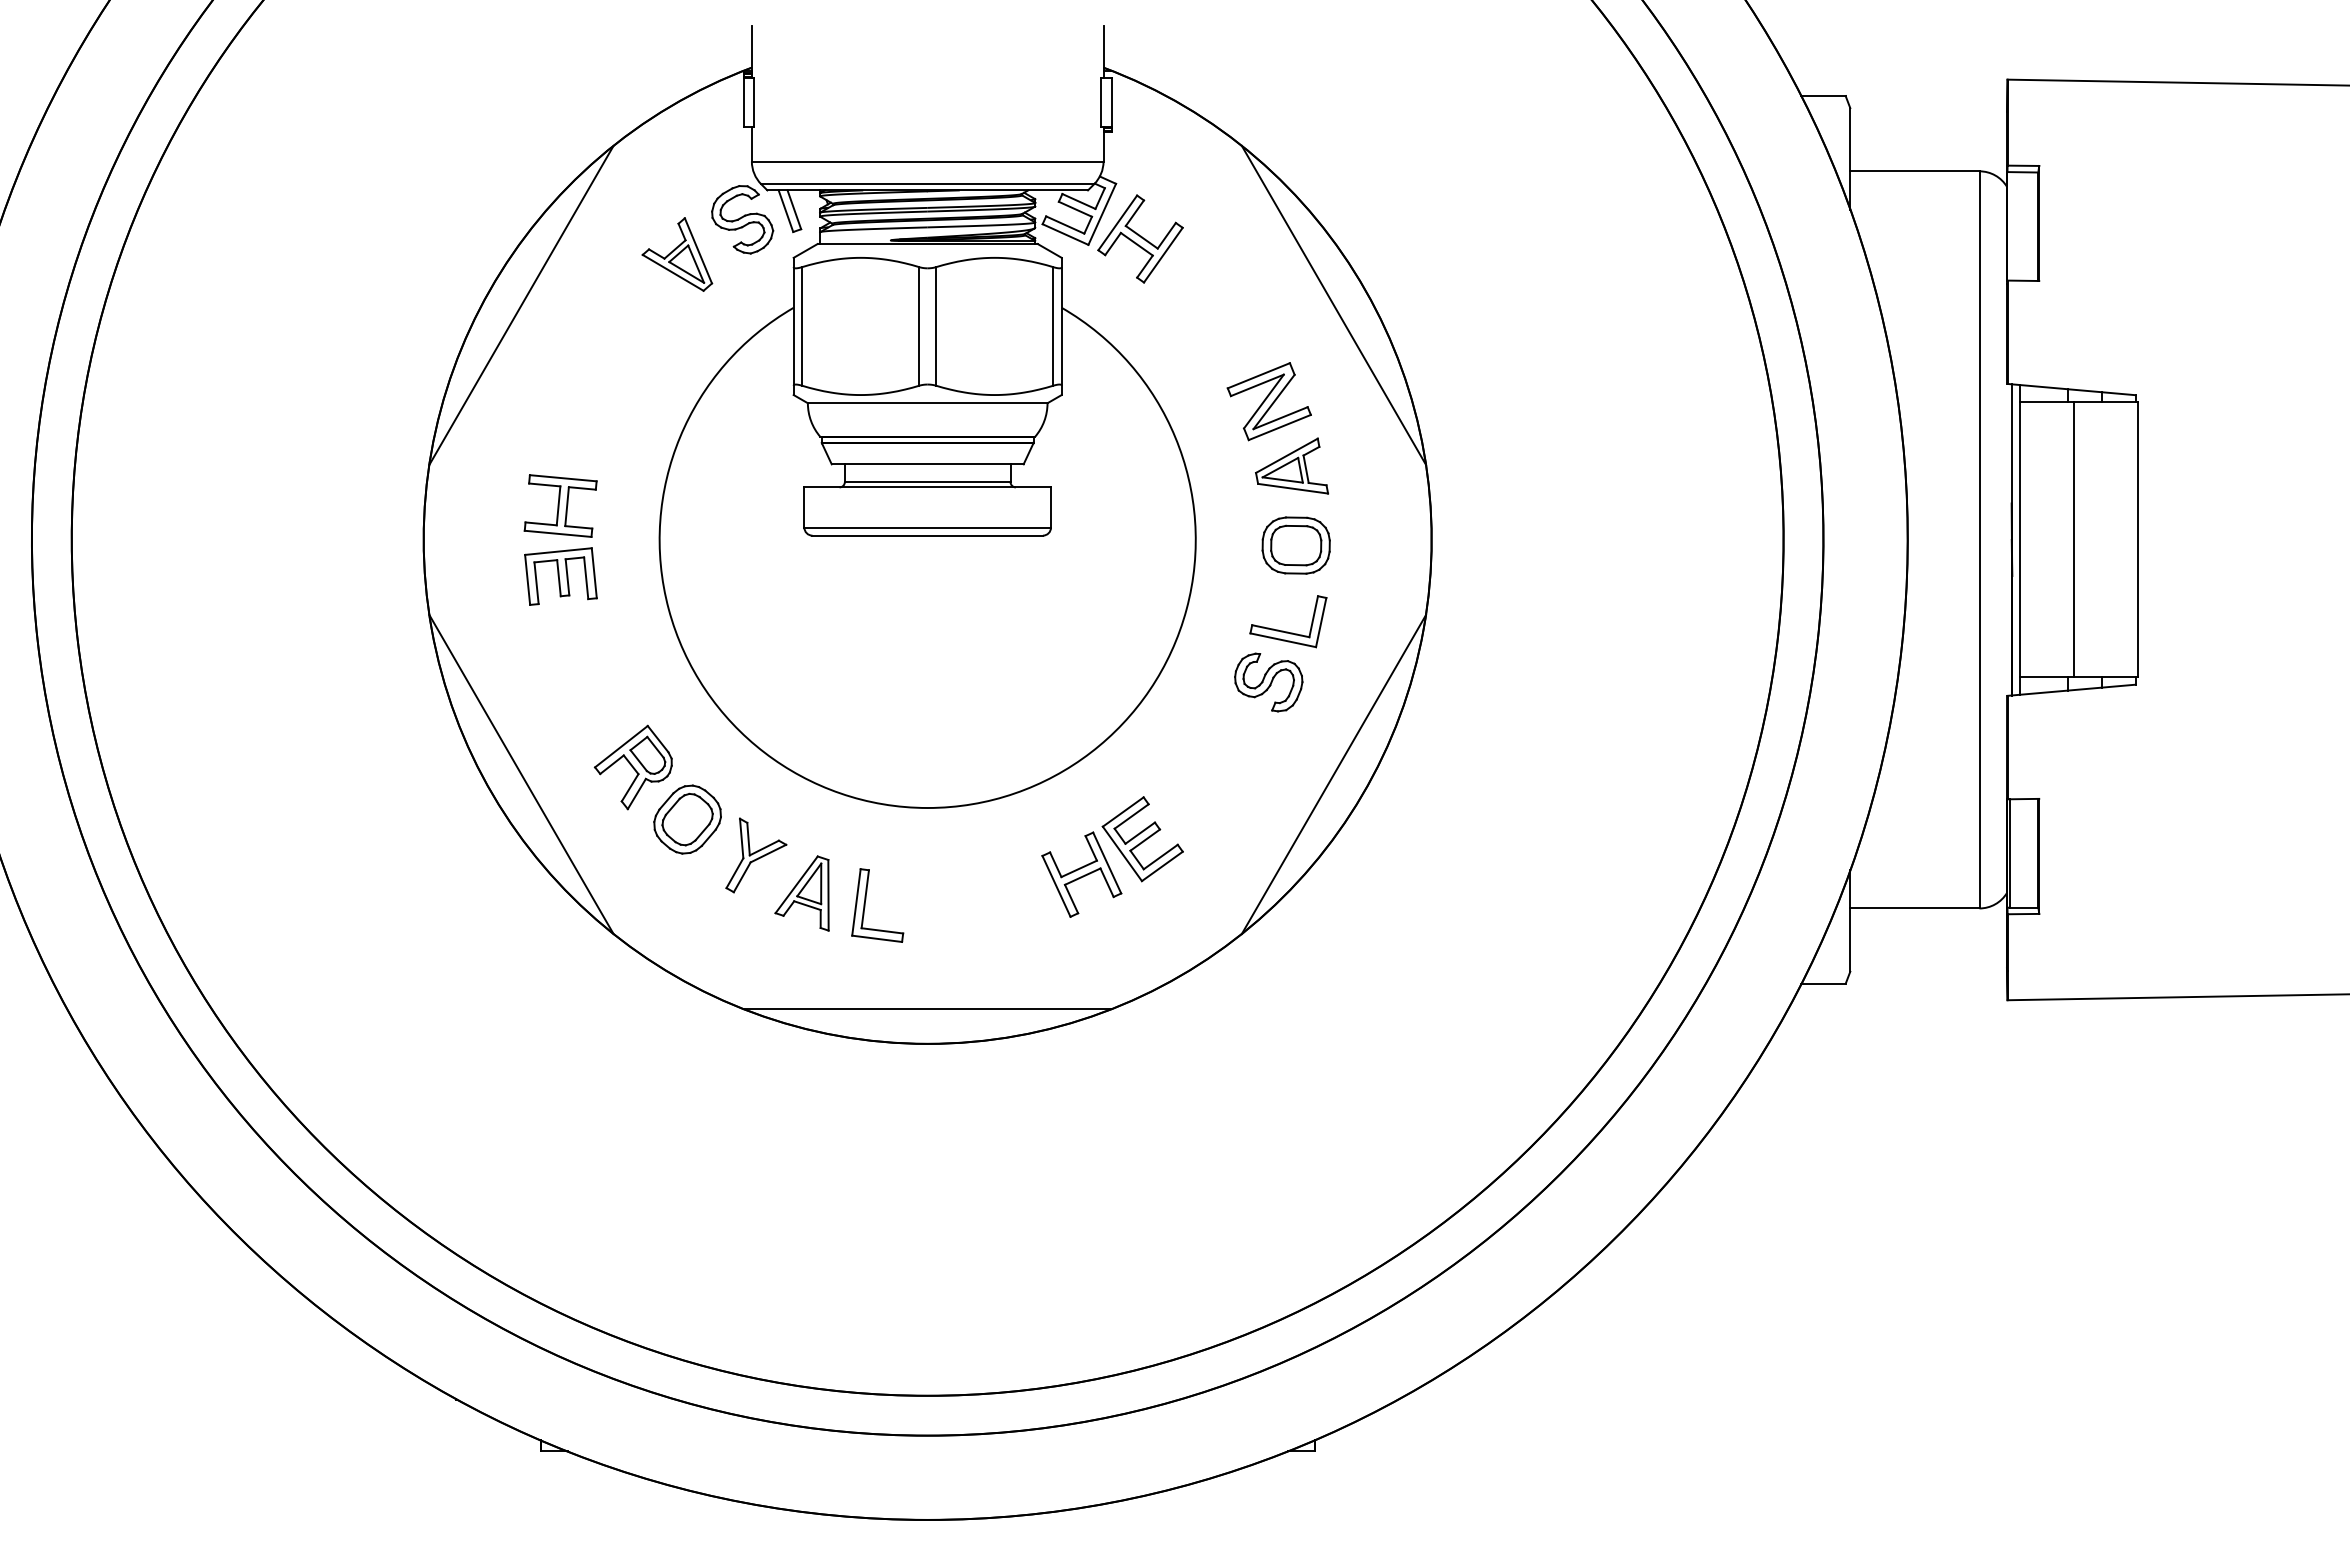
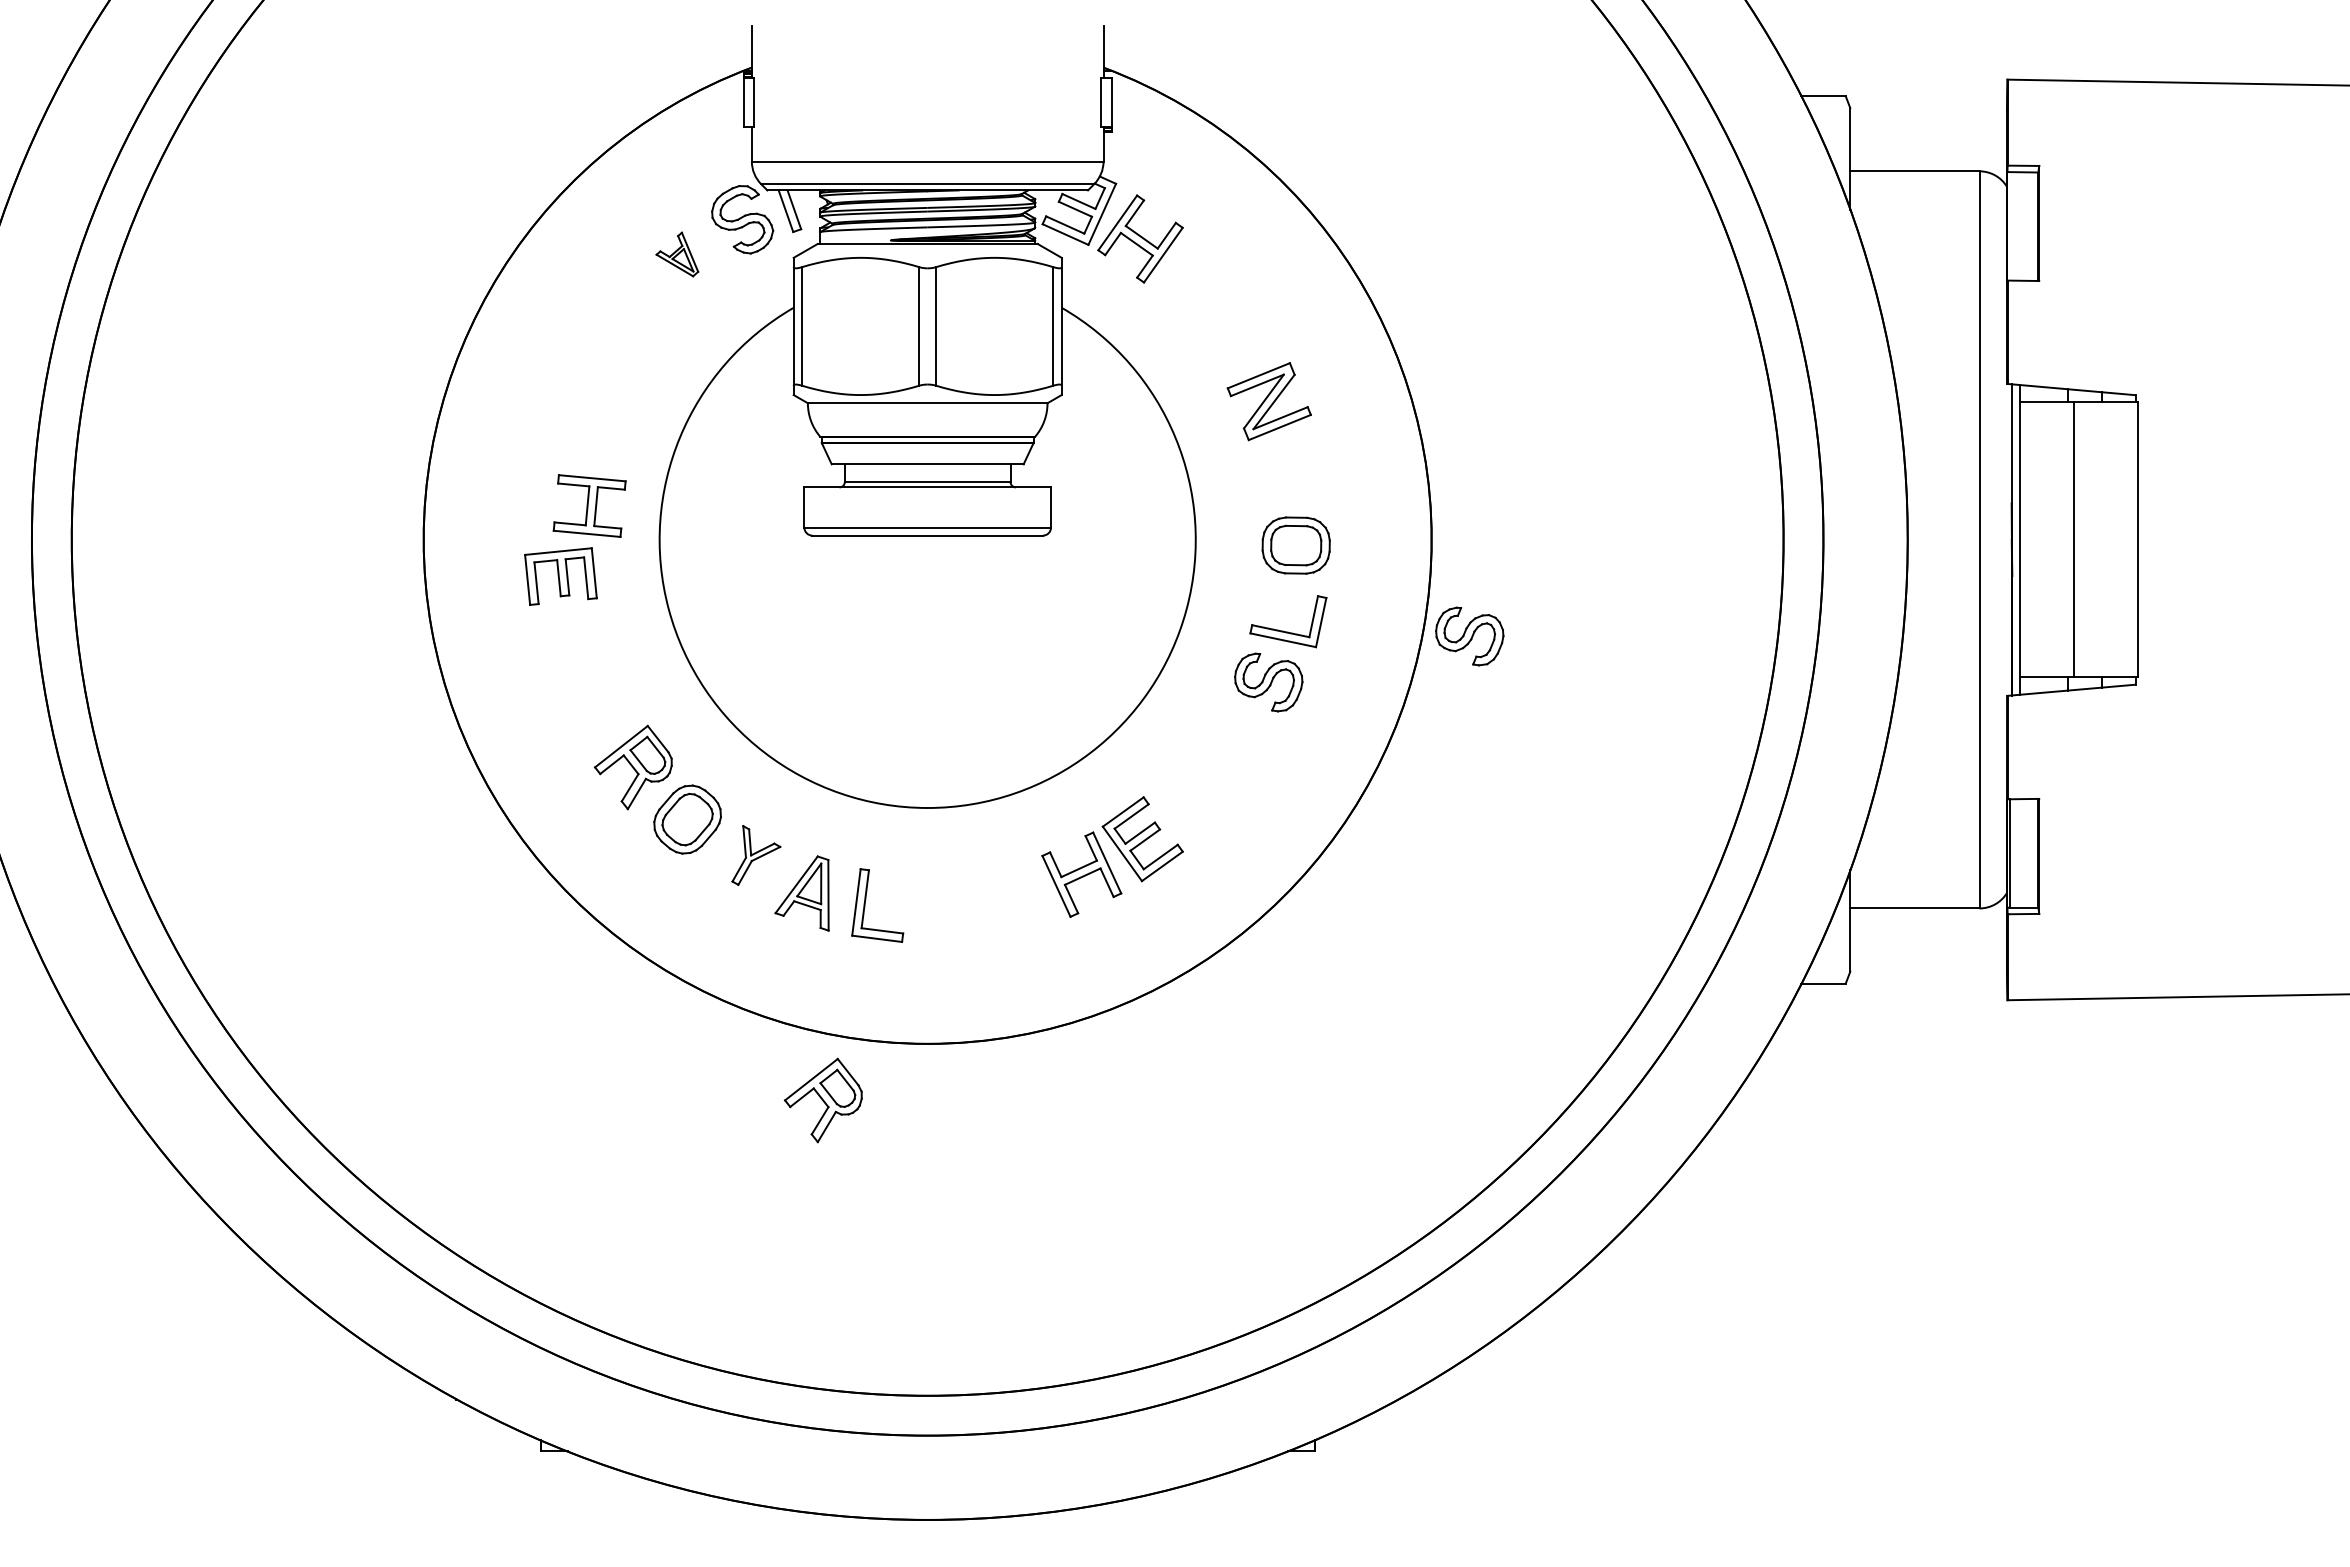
part size: 73x75 px -> 45x47 px (677, 254)
line: present -> none (521, 304)
line: present -> none (1333, 304)
part: present -> none (1292, 465)
part position: (560, 505) -> (589, 505) (589, 505)
part: none -> present (1469, 636)
line: present -> none (521, 774)
line: present -> none (1333, 774)
part size: 63x77 px -> 51x61 px (756, 855)
line: present -> none (927, 1009)
part: none -> present (822, 1100)
